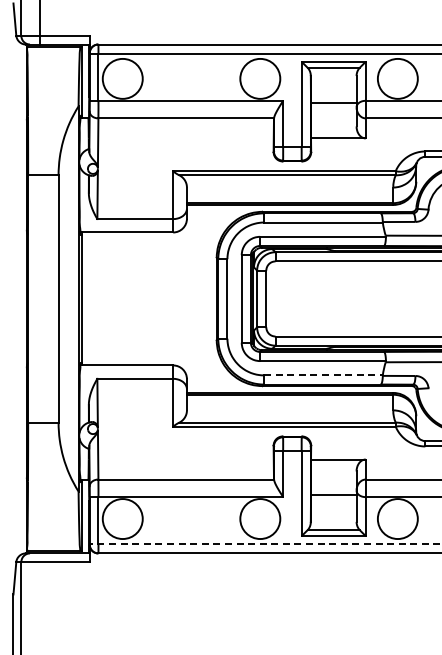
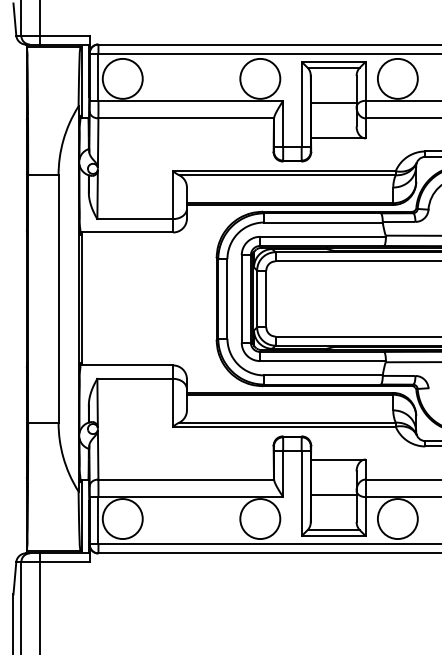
line: dashed -> solid (323, 375)
line: dashed -> solid (265, 544)
line: none -> present (39, 602)
